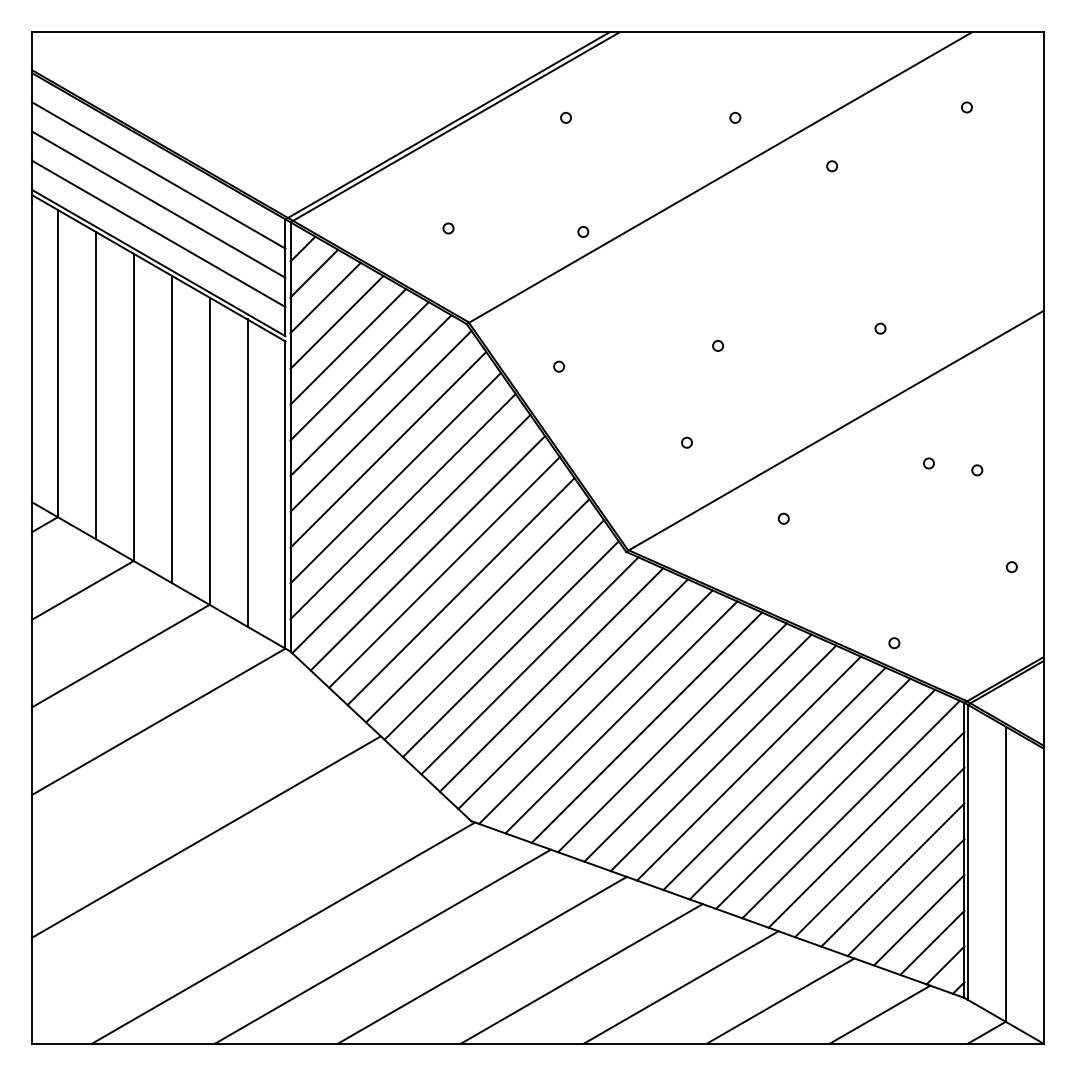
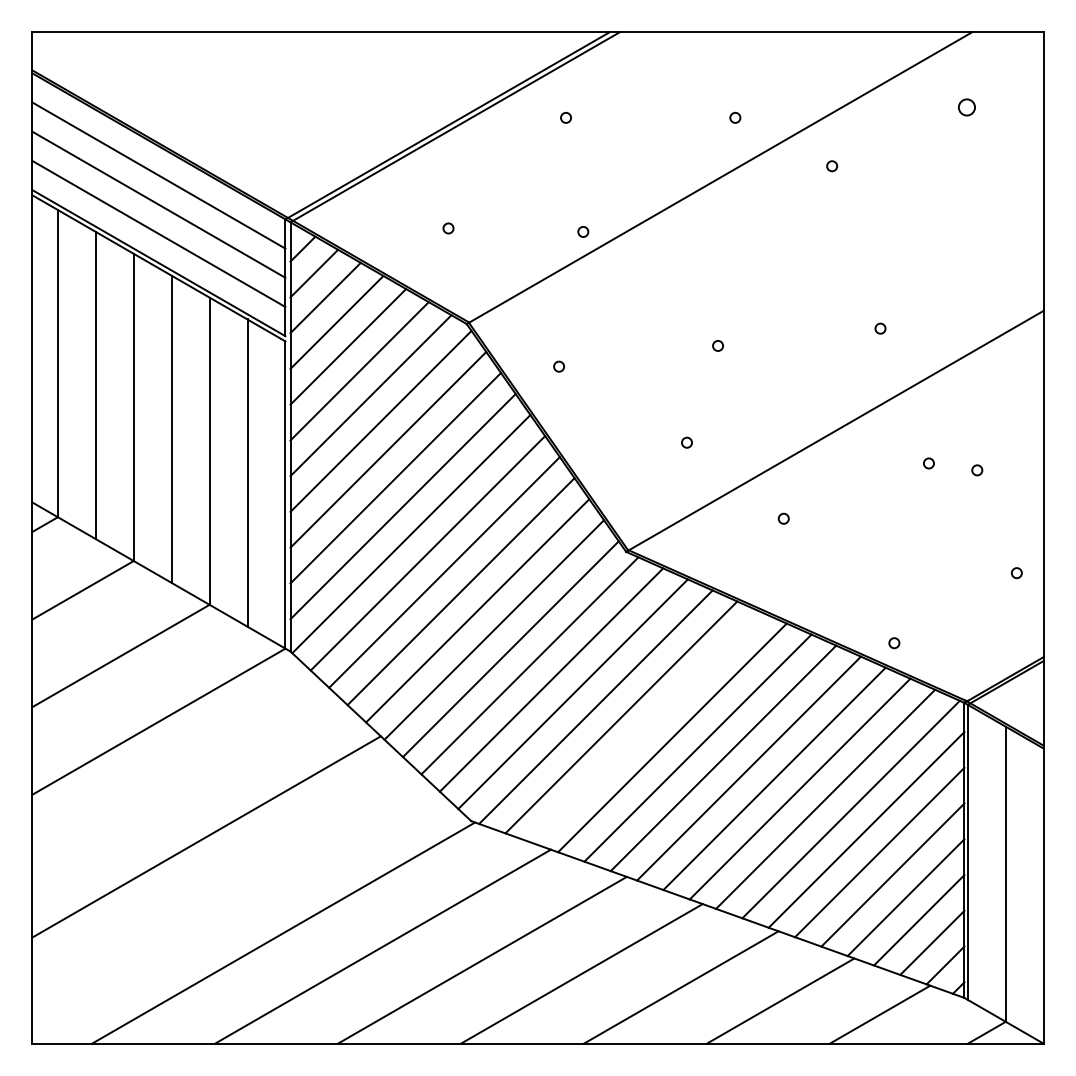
circle size: 12x13 px -> 18x19 px (966, 107)
circle position: (1011, 567) -> (1016, 573) (1016, 573)
line: present -> none (646, 727)
